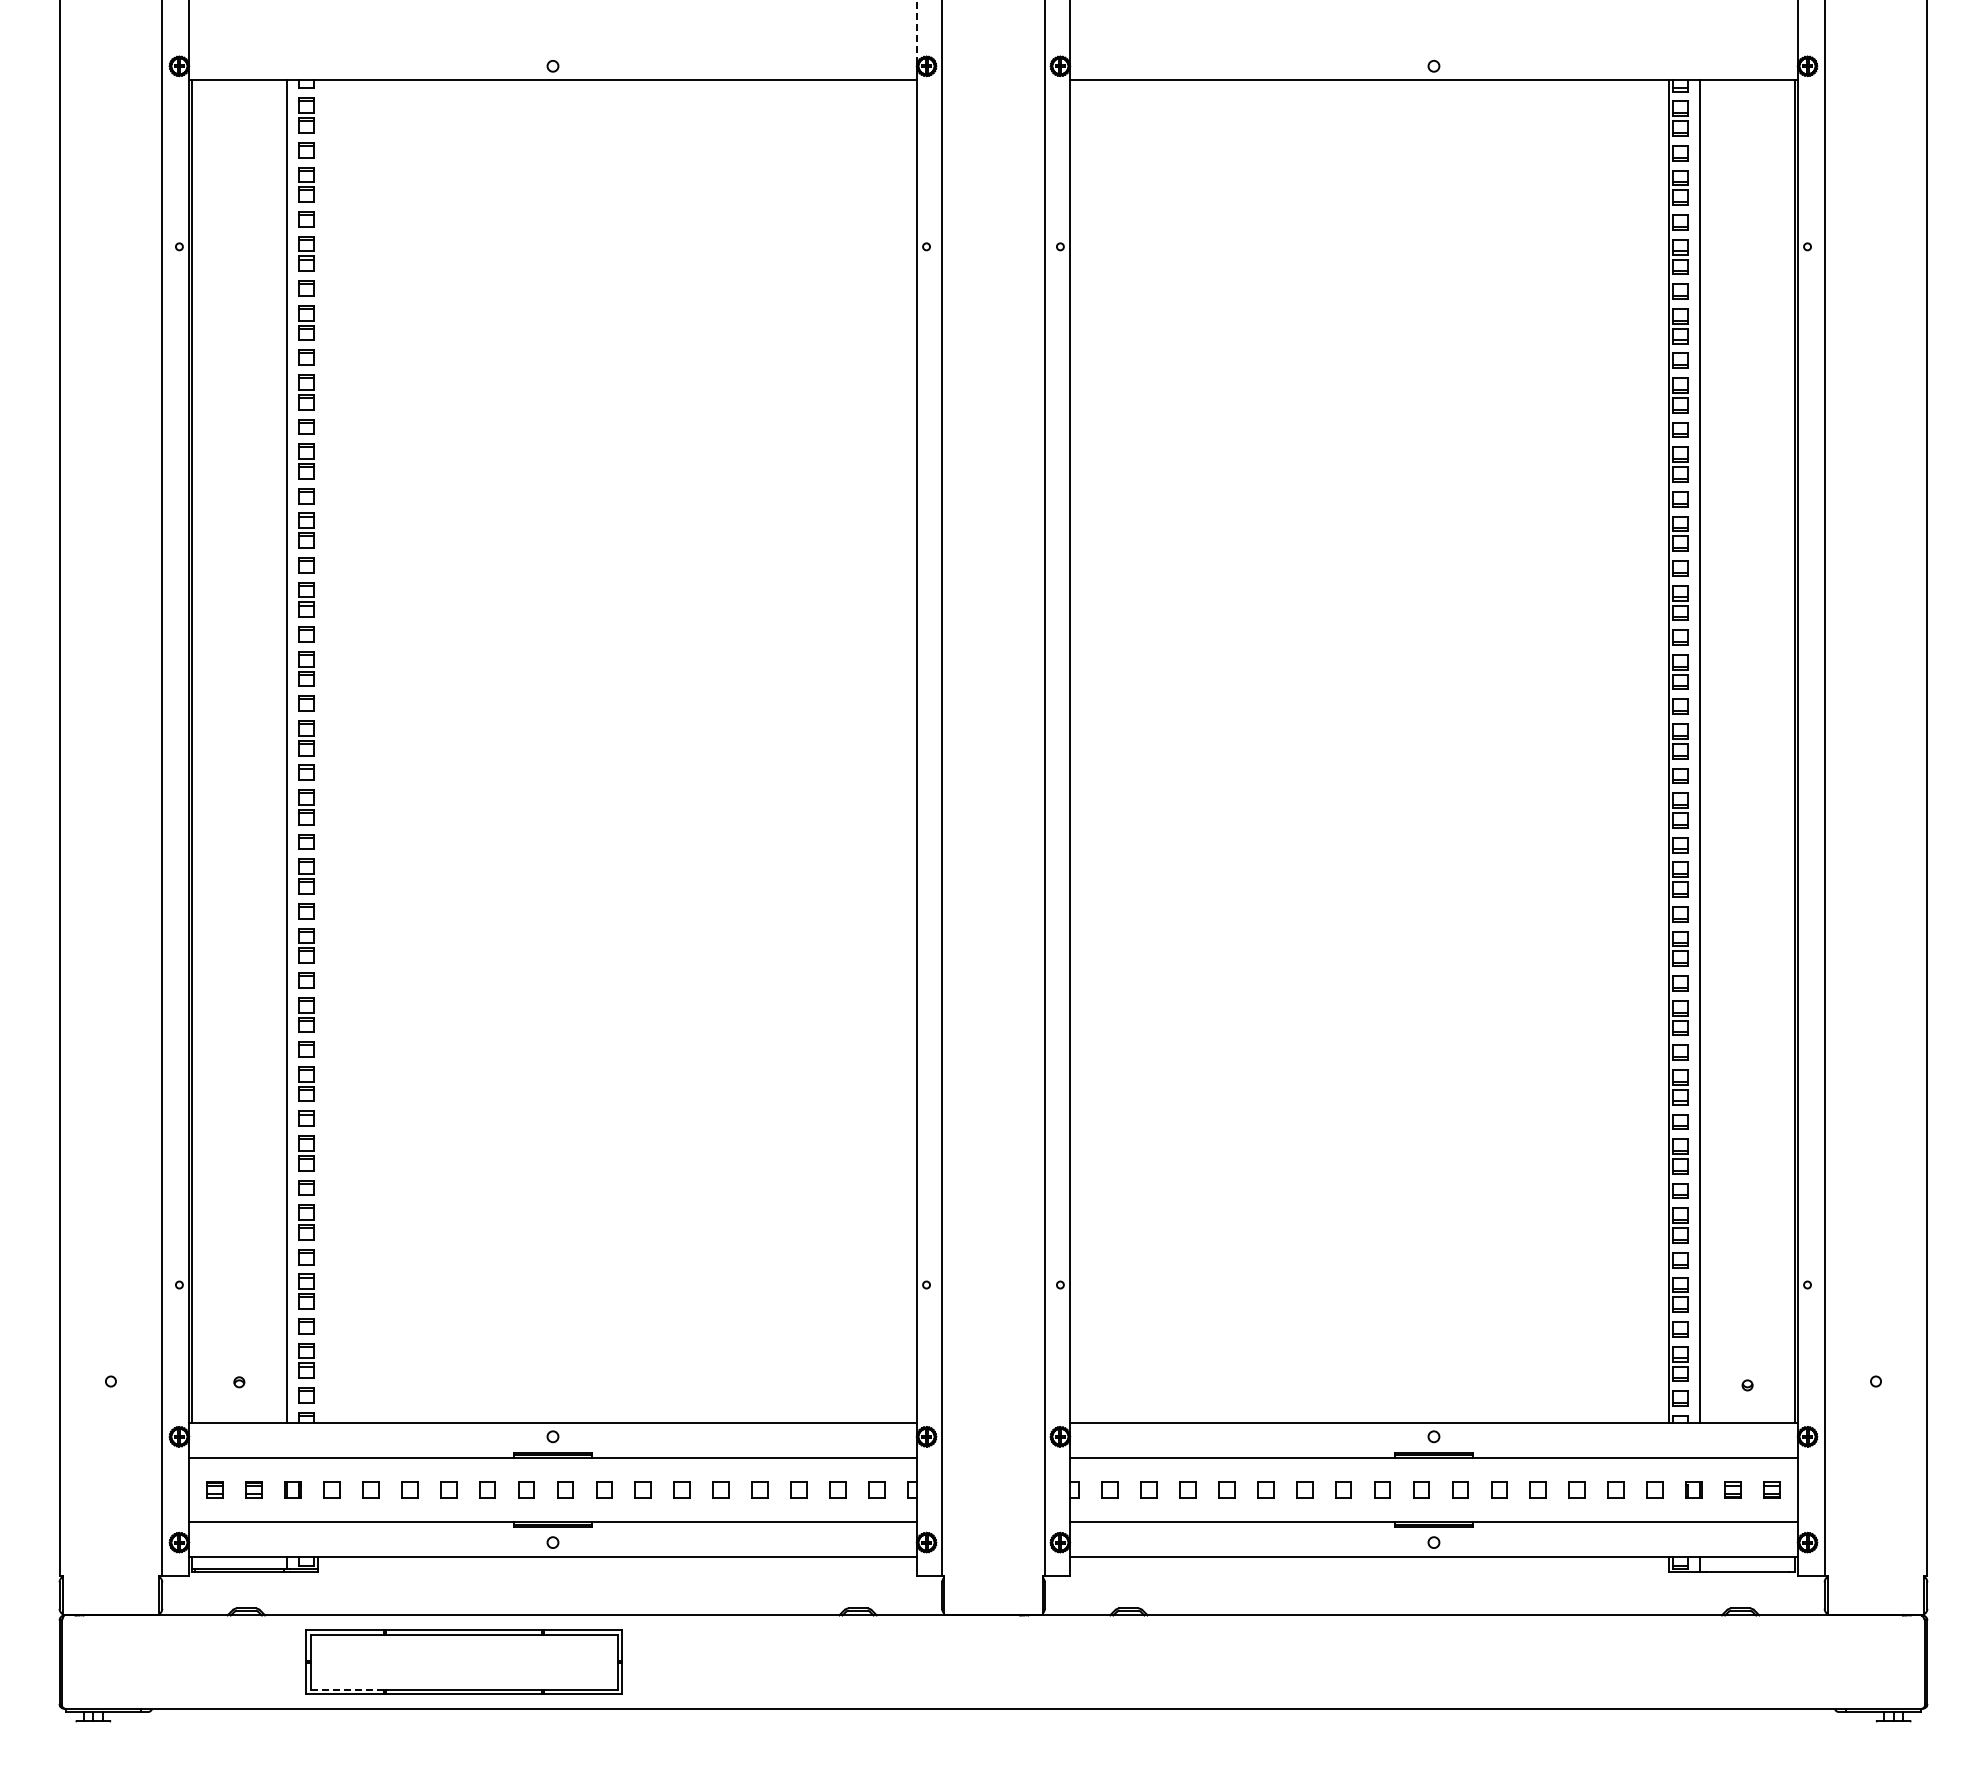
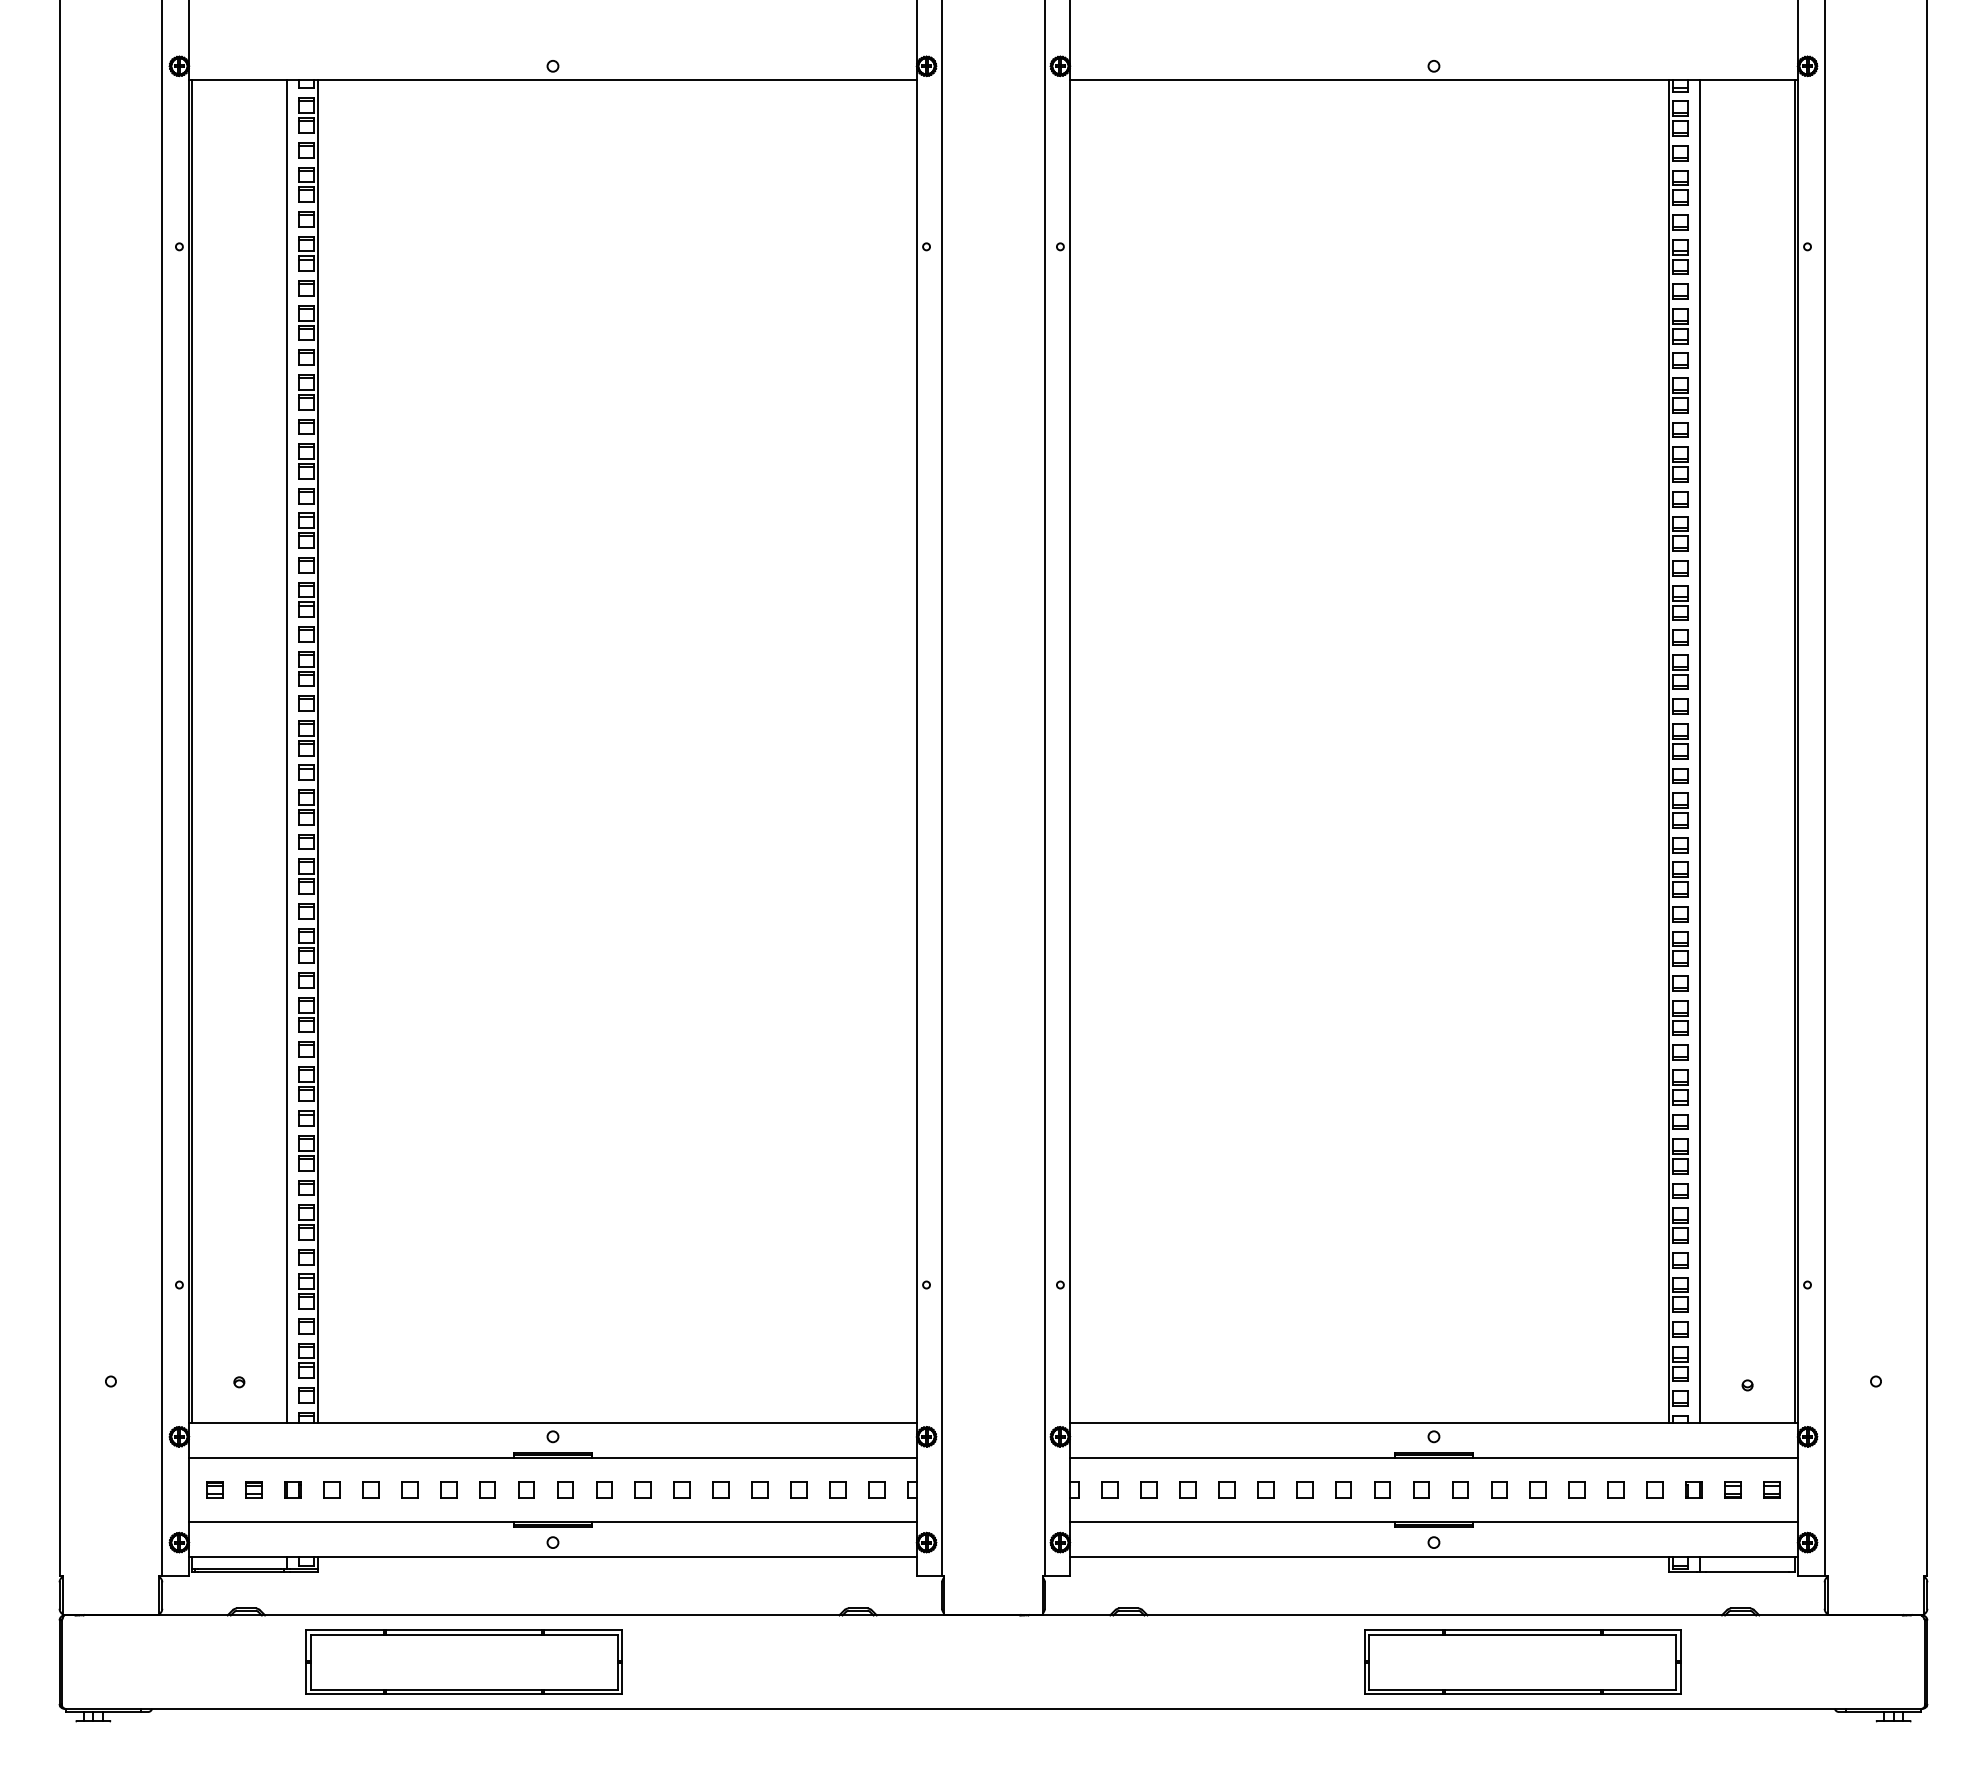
line: dashed -> solid (917, 31)
line: none -> present (317, 751)
part: none -> present (1522, 1661)
line: dashed -> solid (347, 1689)
